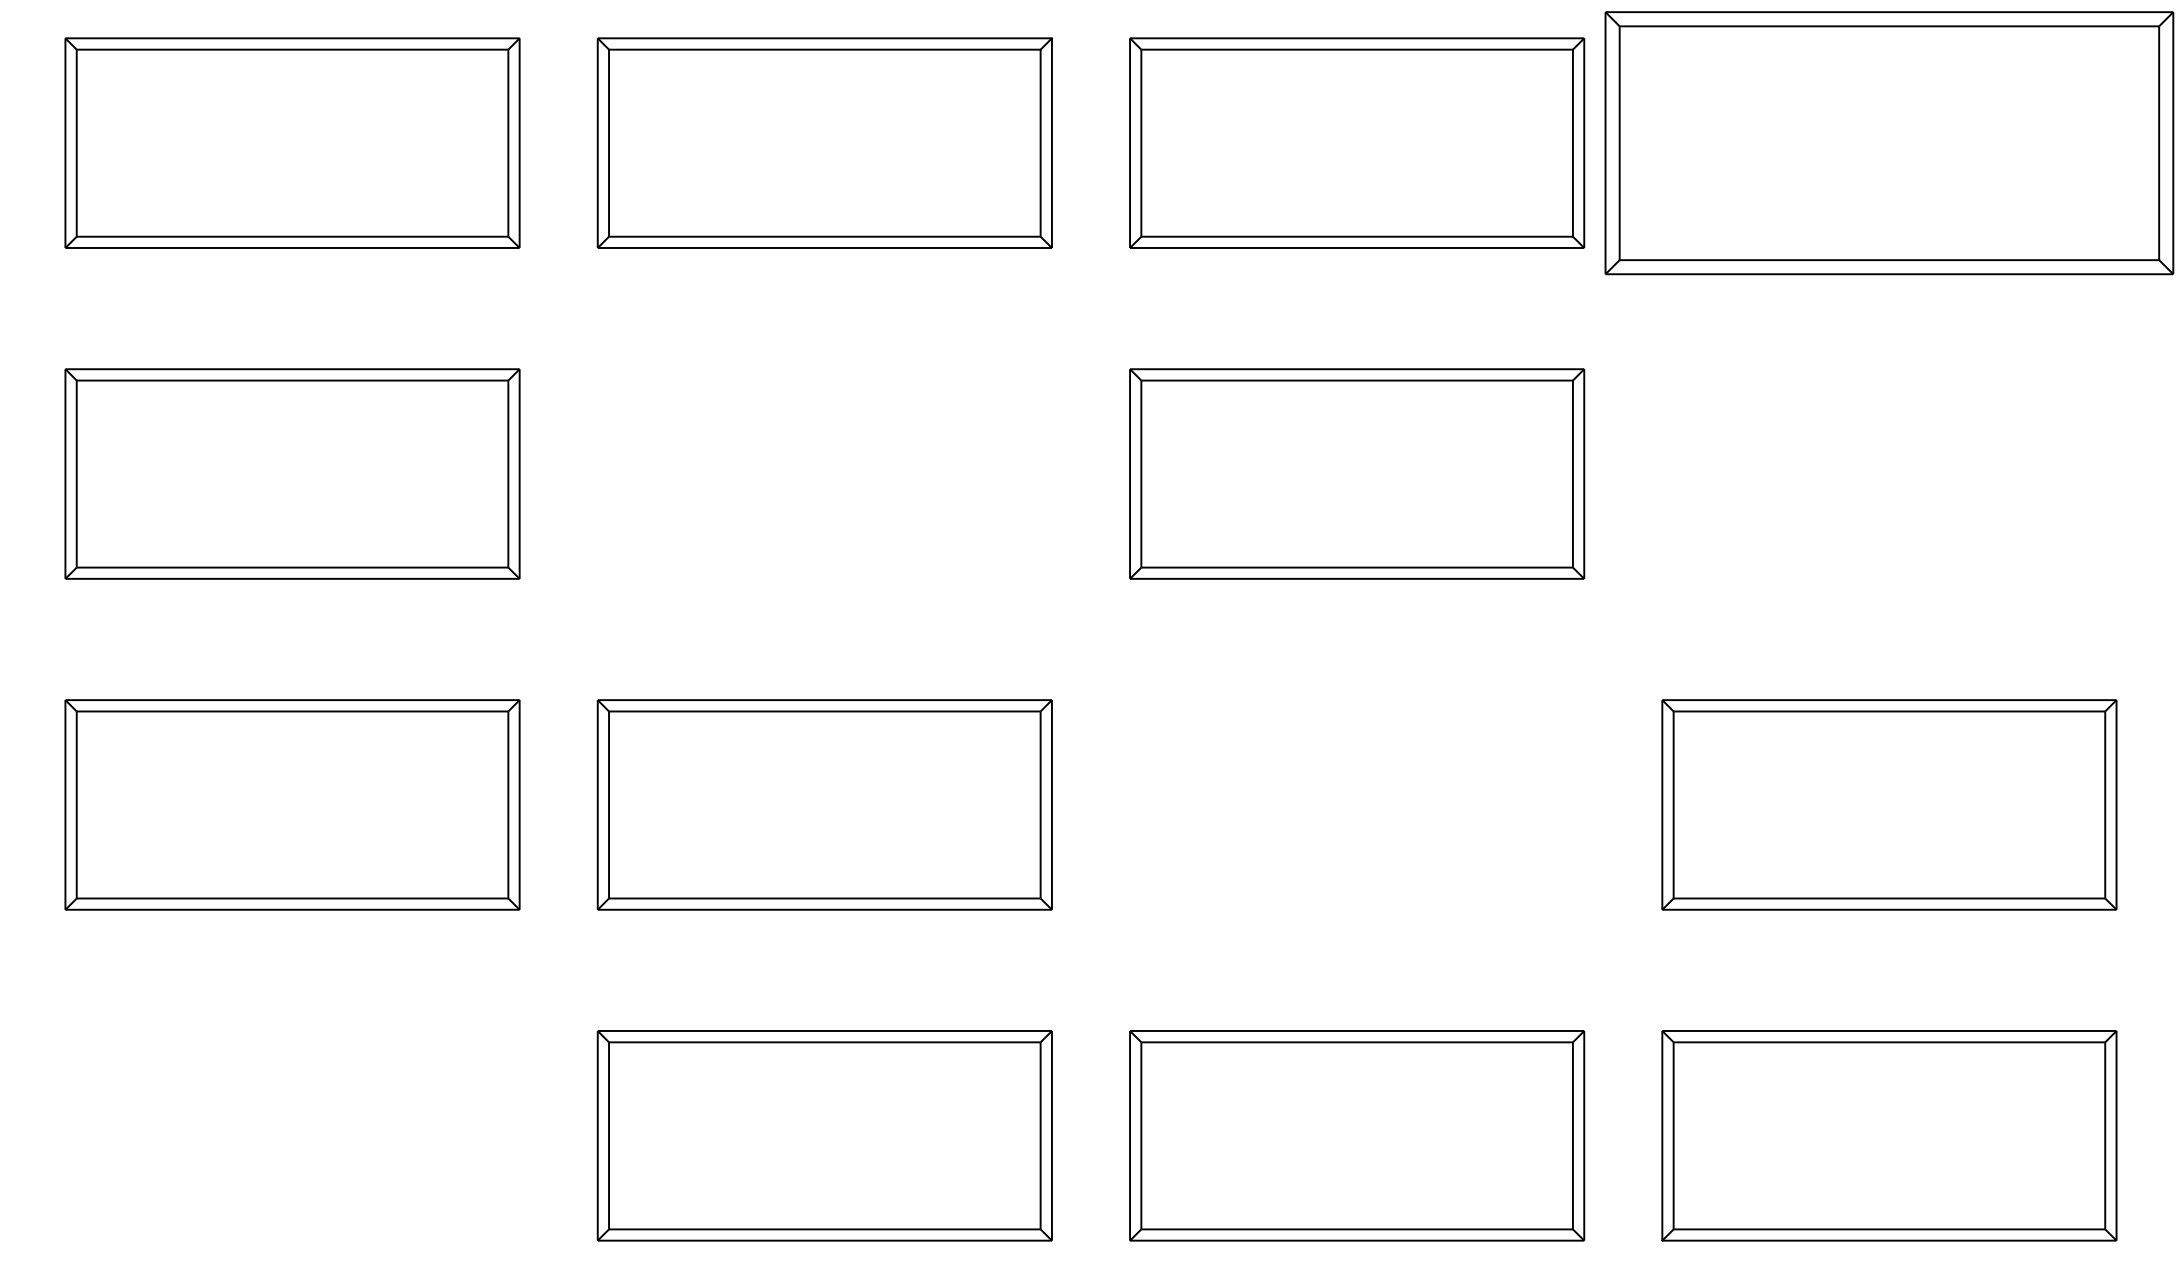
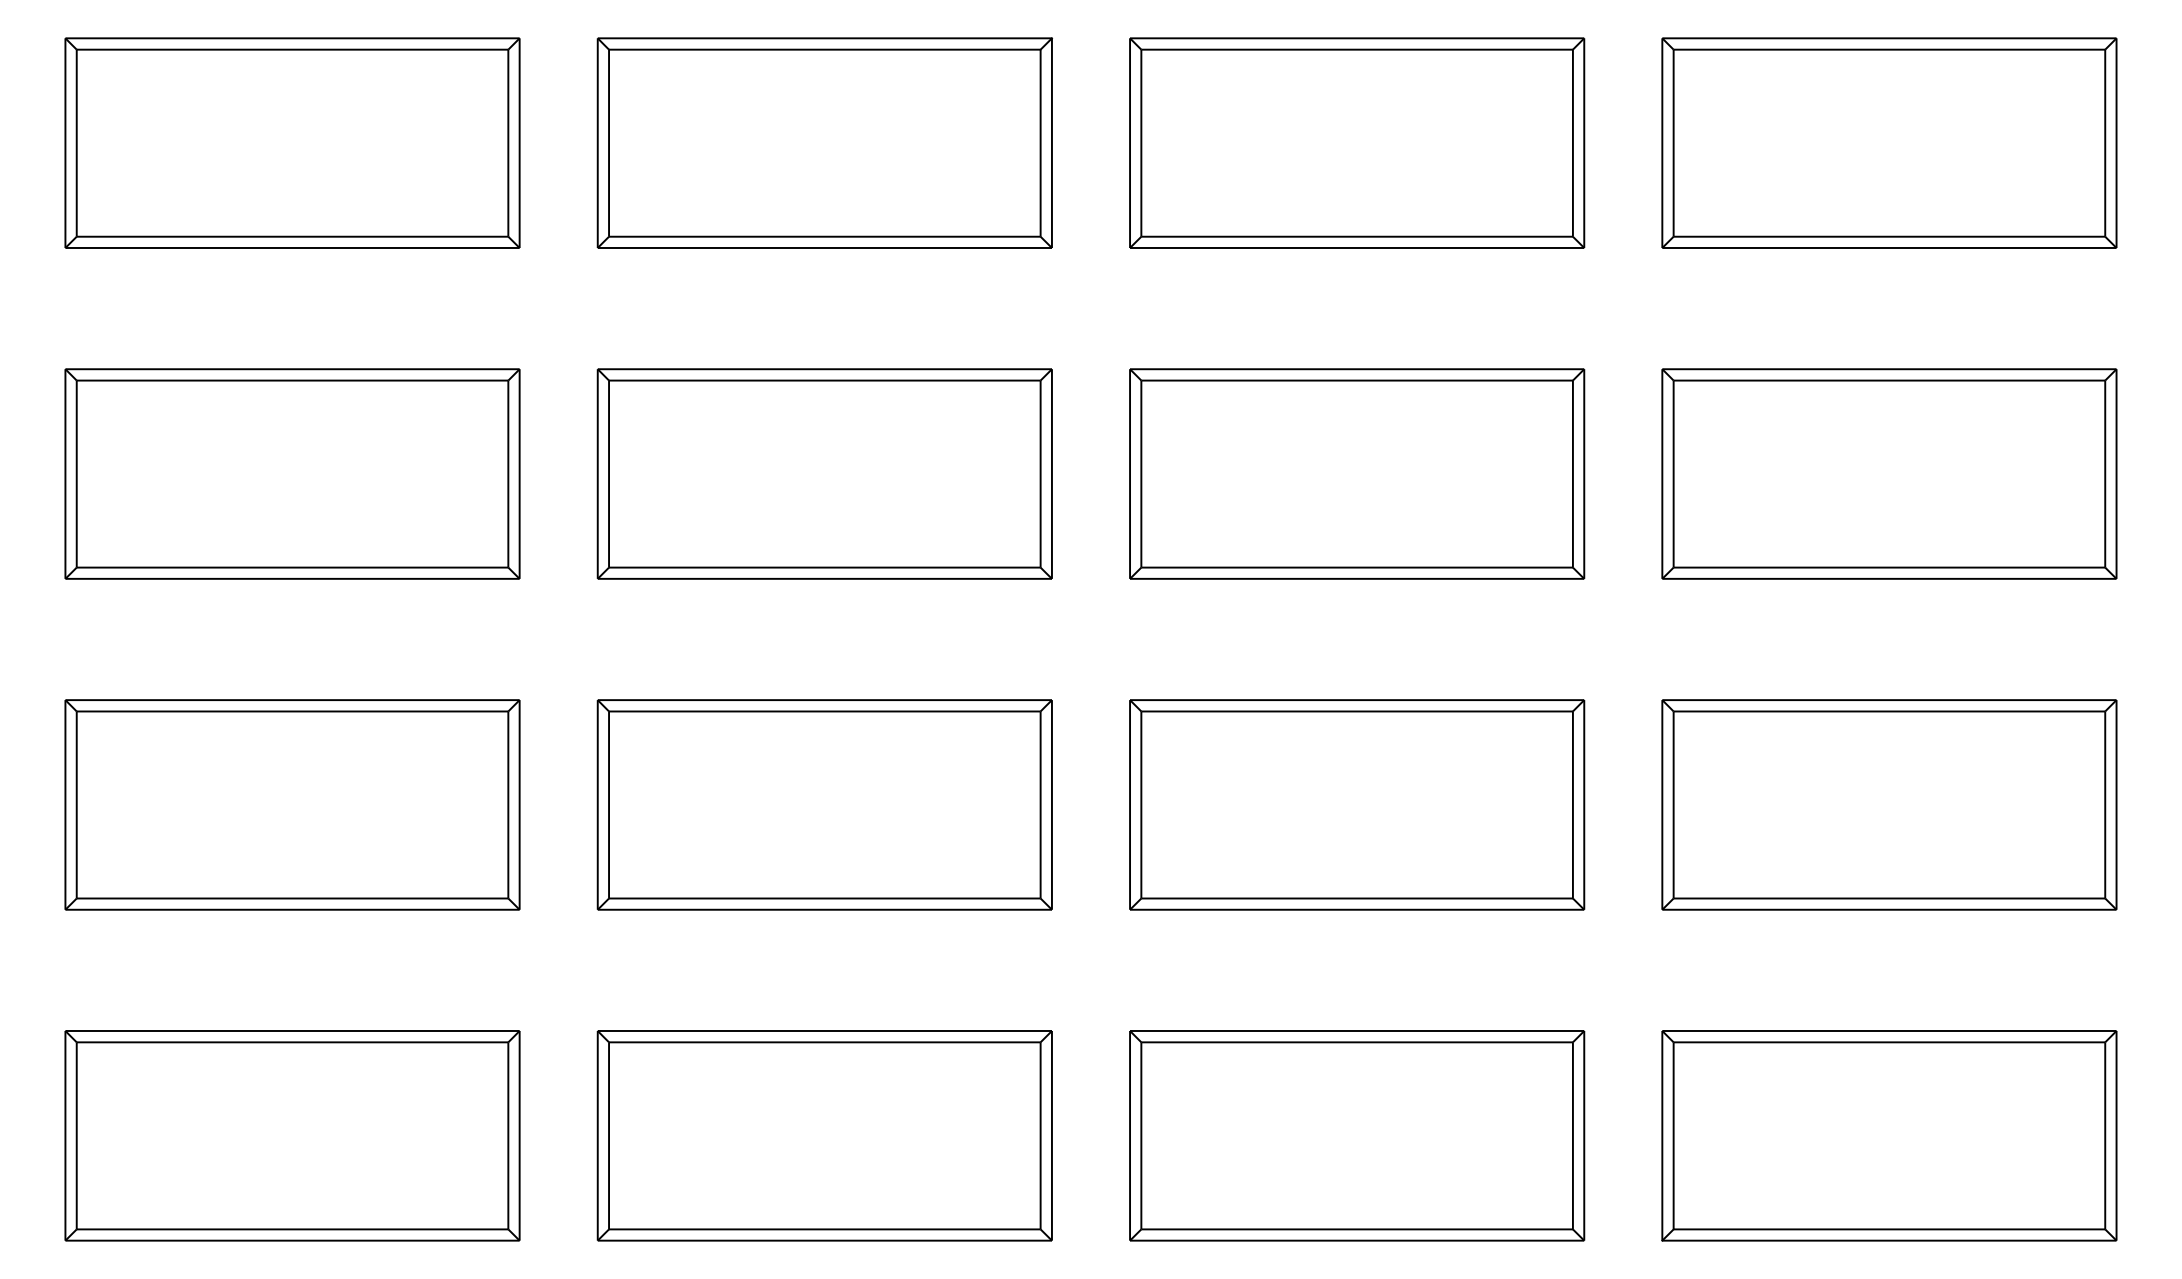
part size: 571x265 px -> 457x212 px (1889, 142)
part: none -> present (824, 473)
part: none -> present (1889, 473)
part: none -> present (1357, 804)
part: none -> present (292, 1135)
